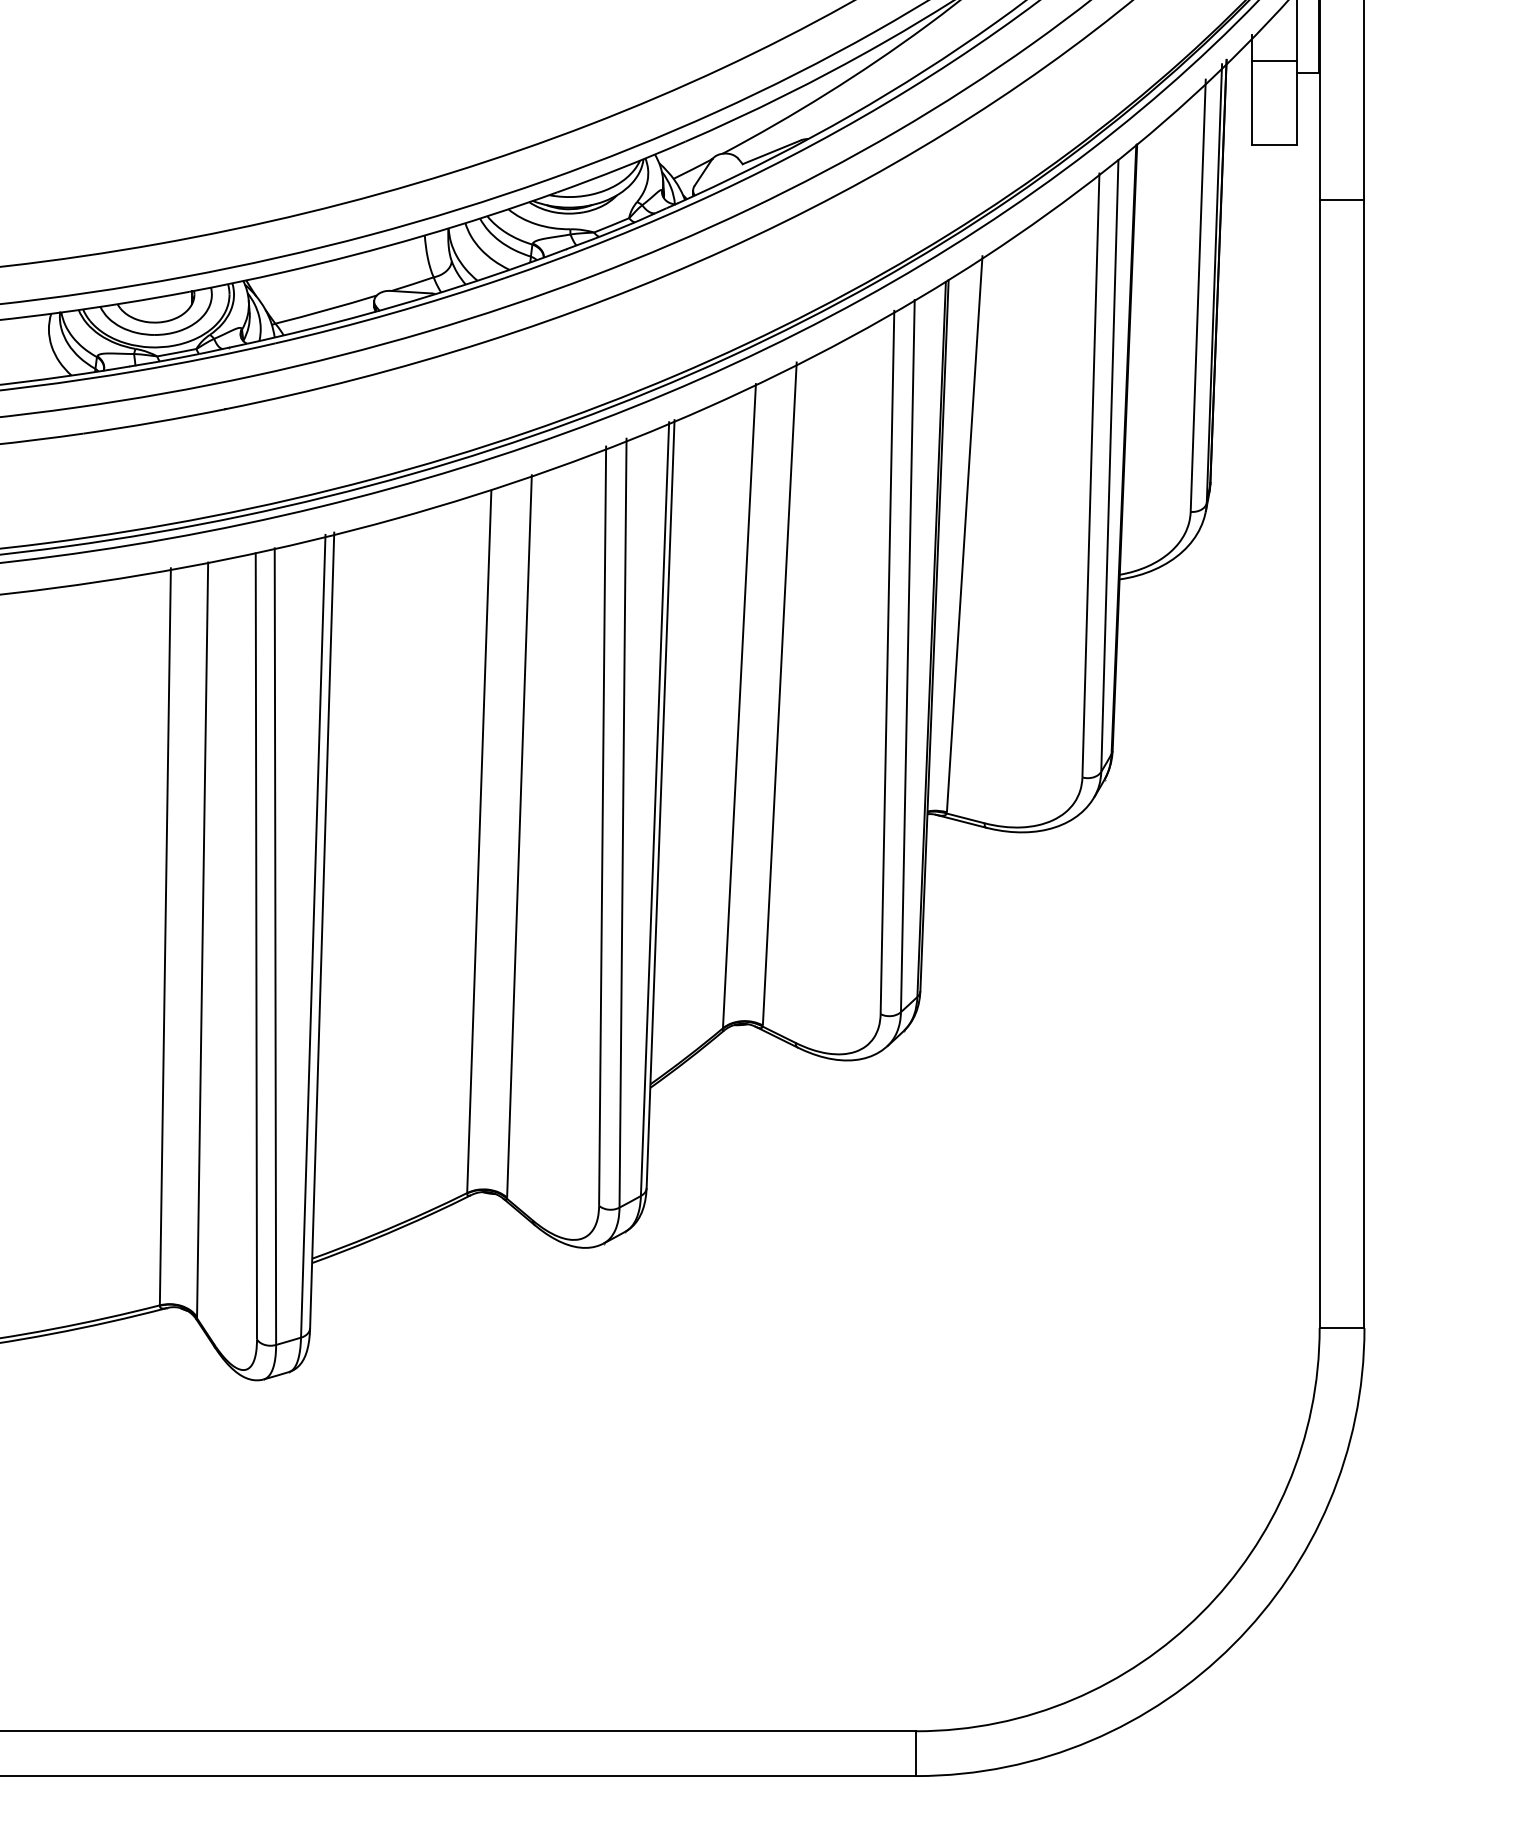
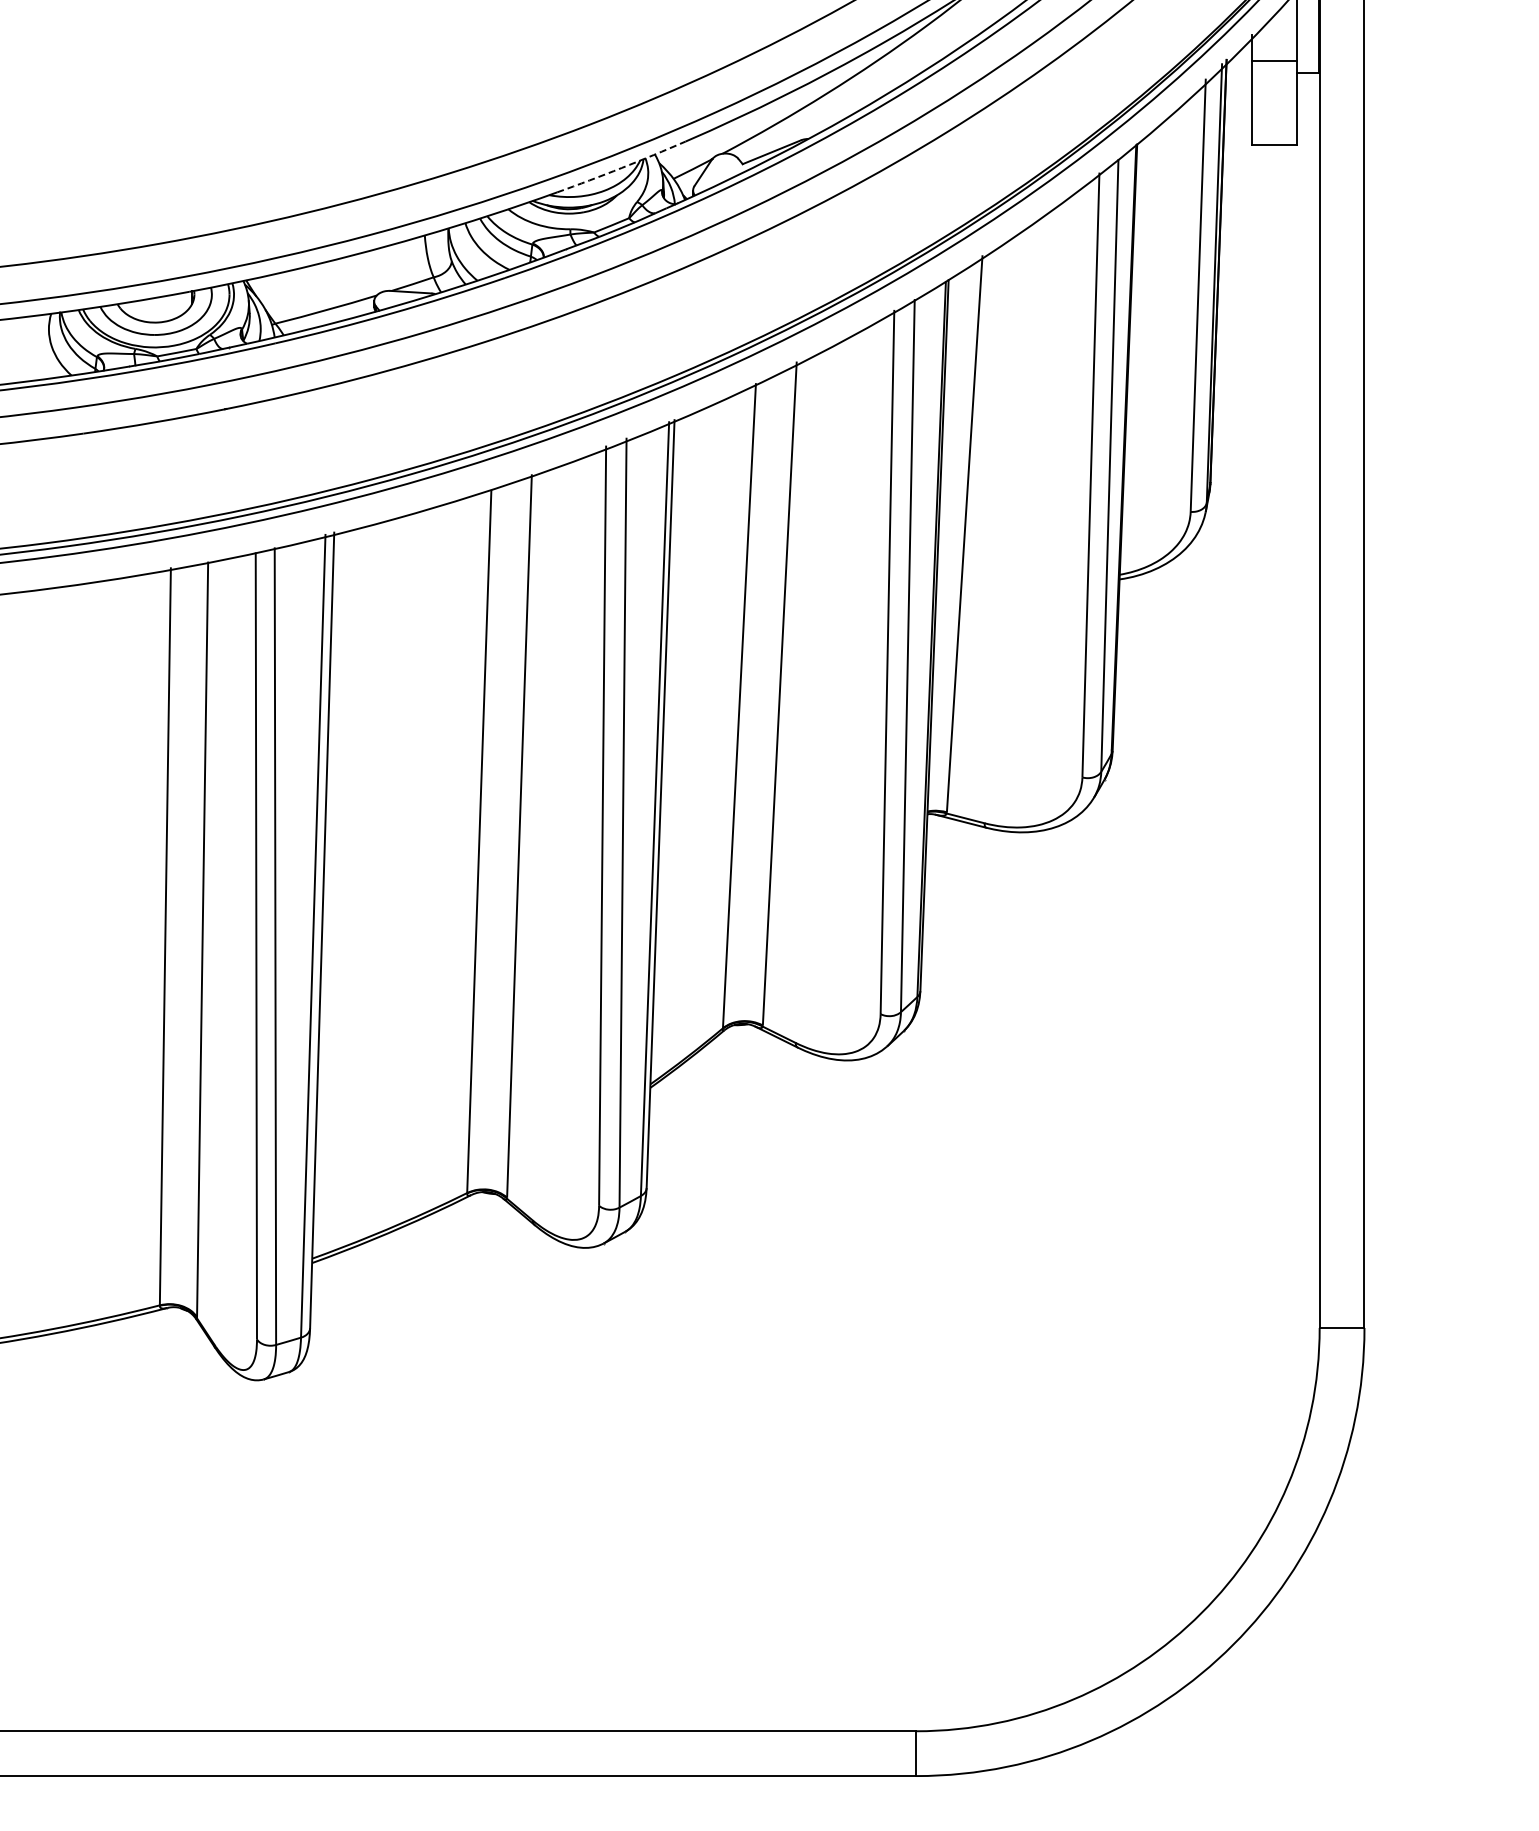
arc: solid -> dashed (621, 167)
line: present -> none (1341, 200)
